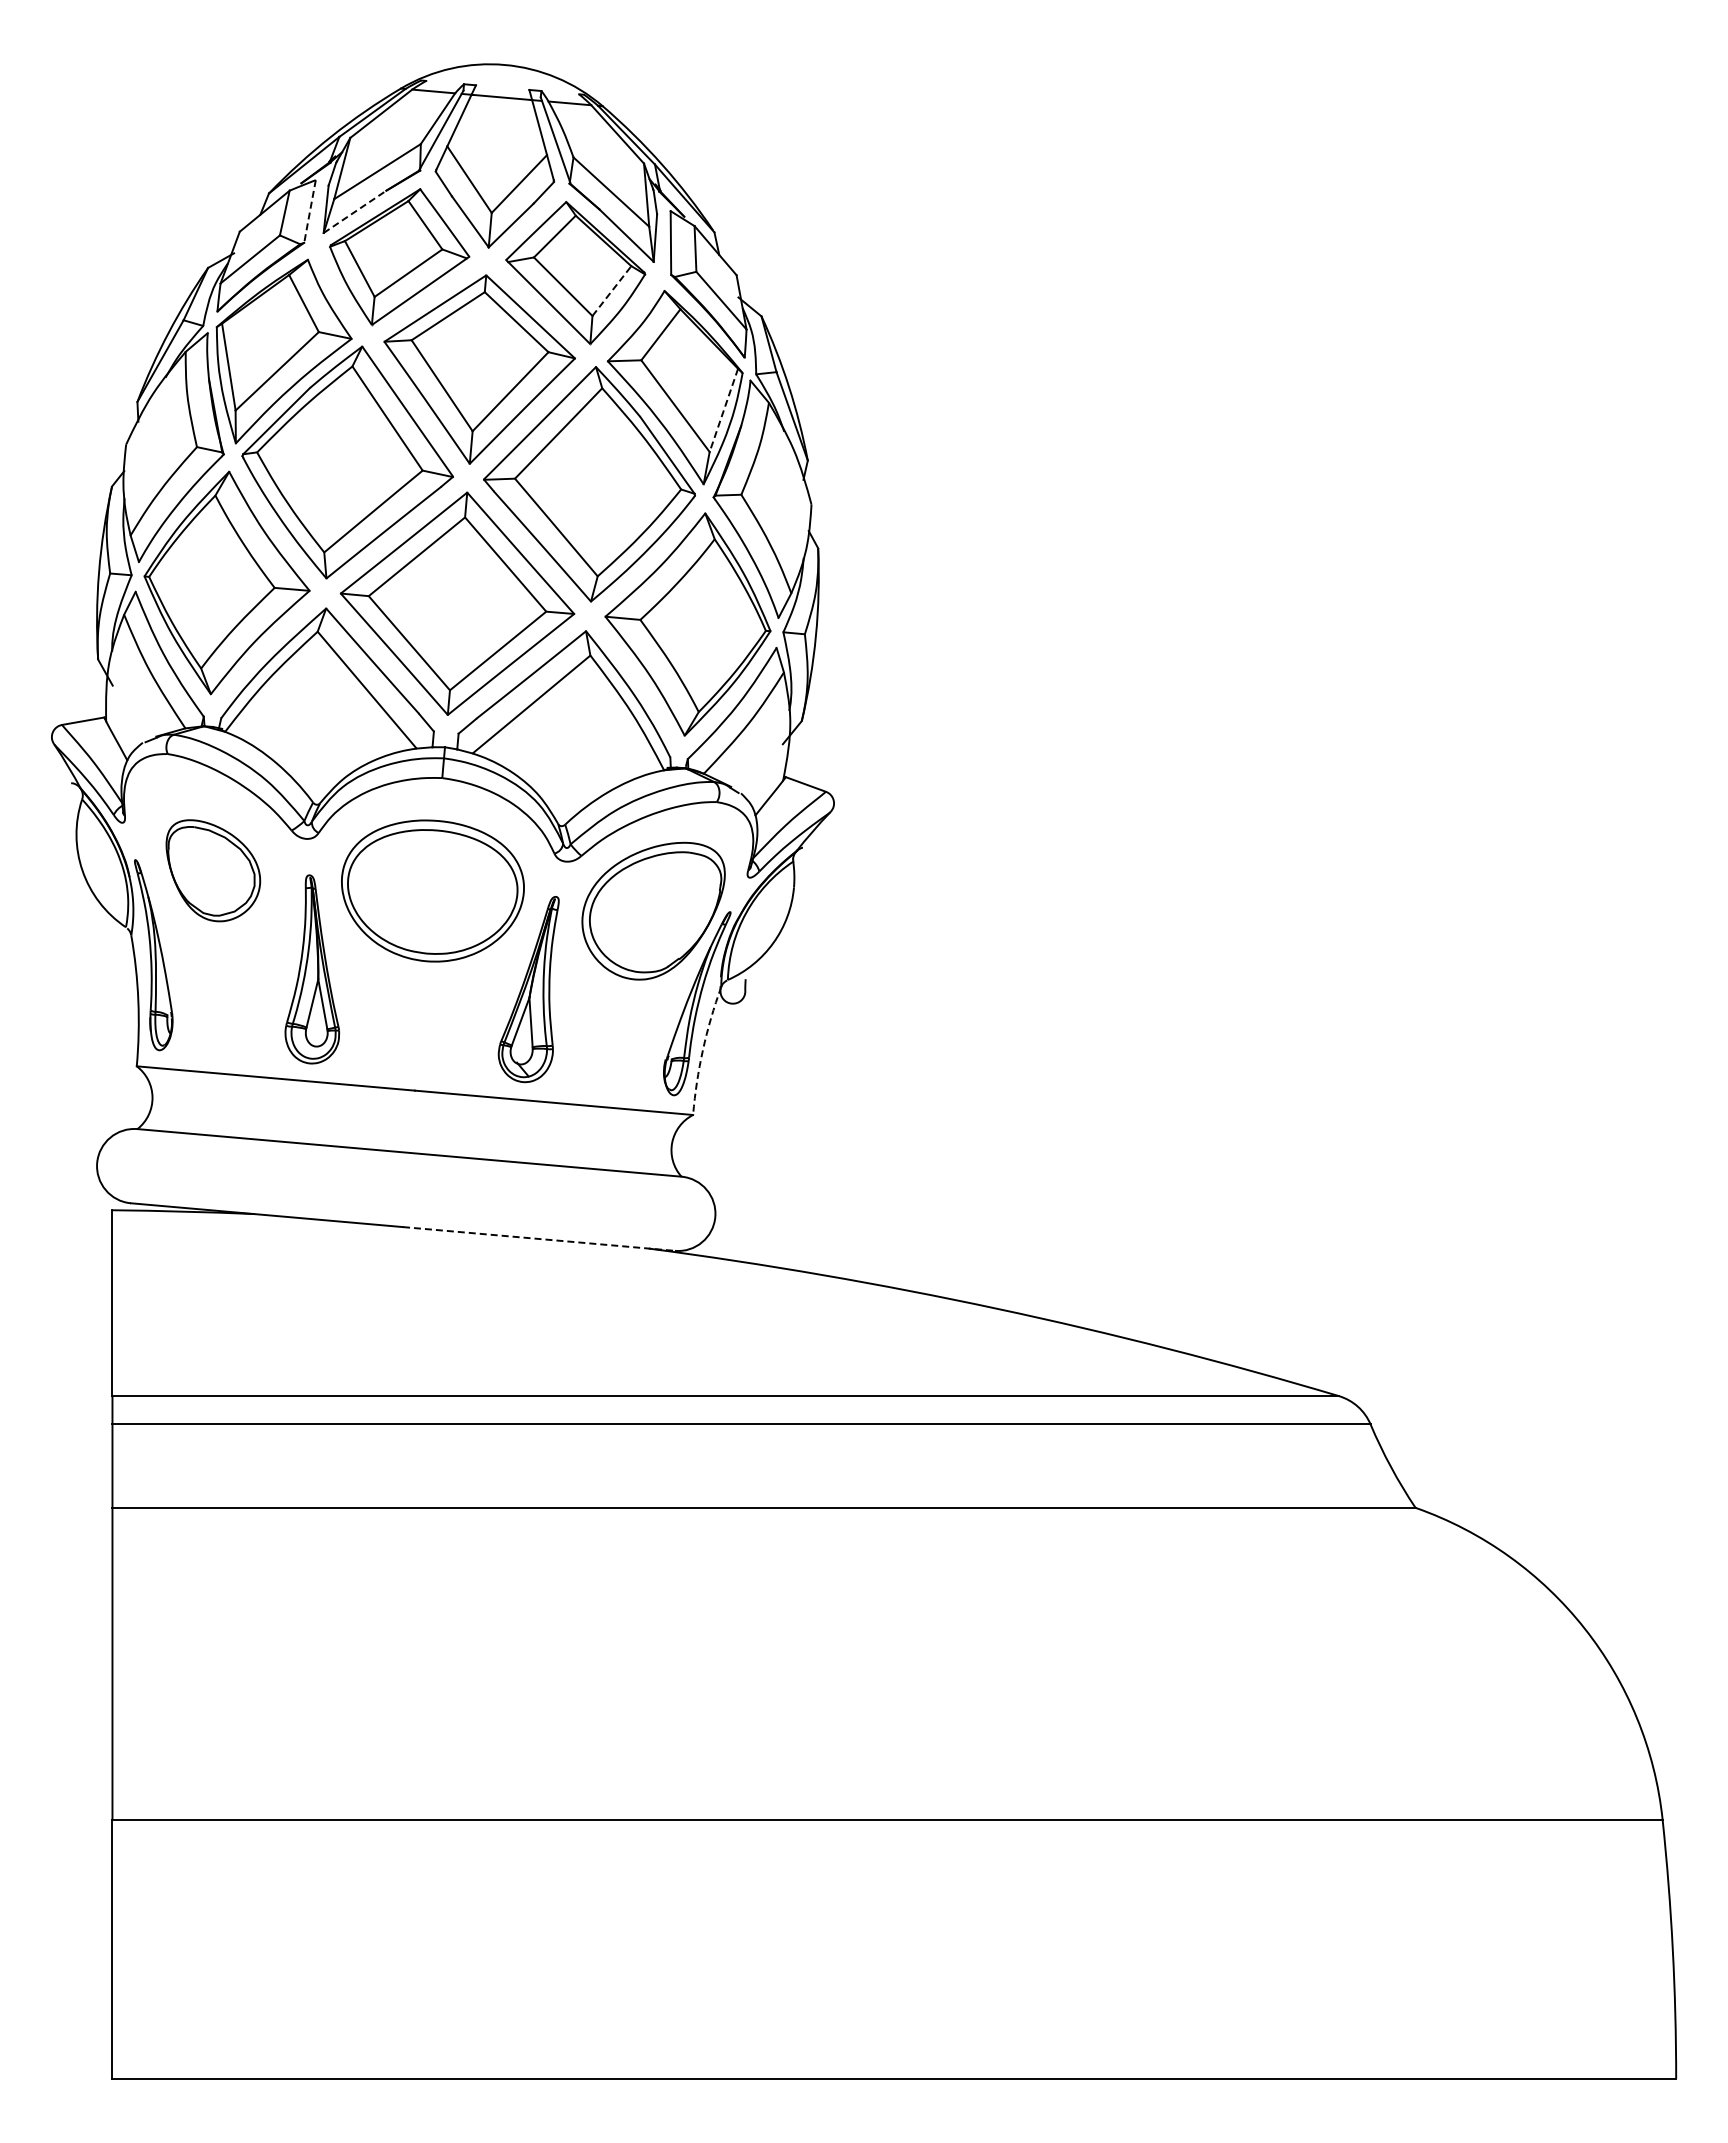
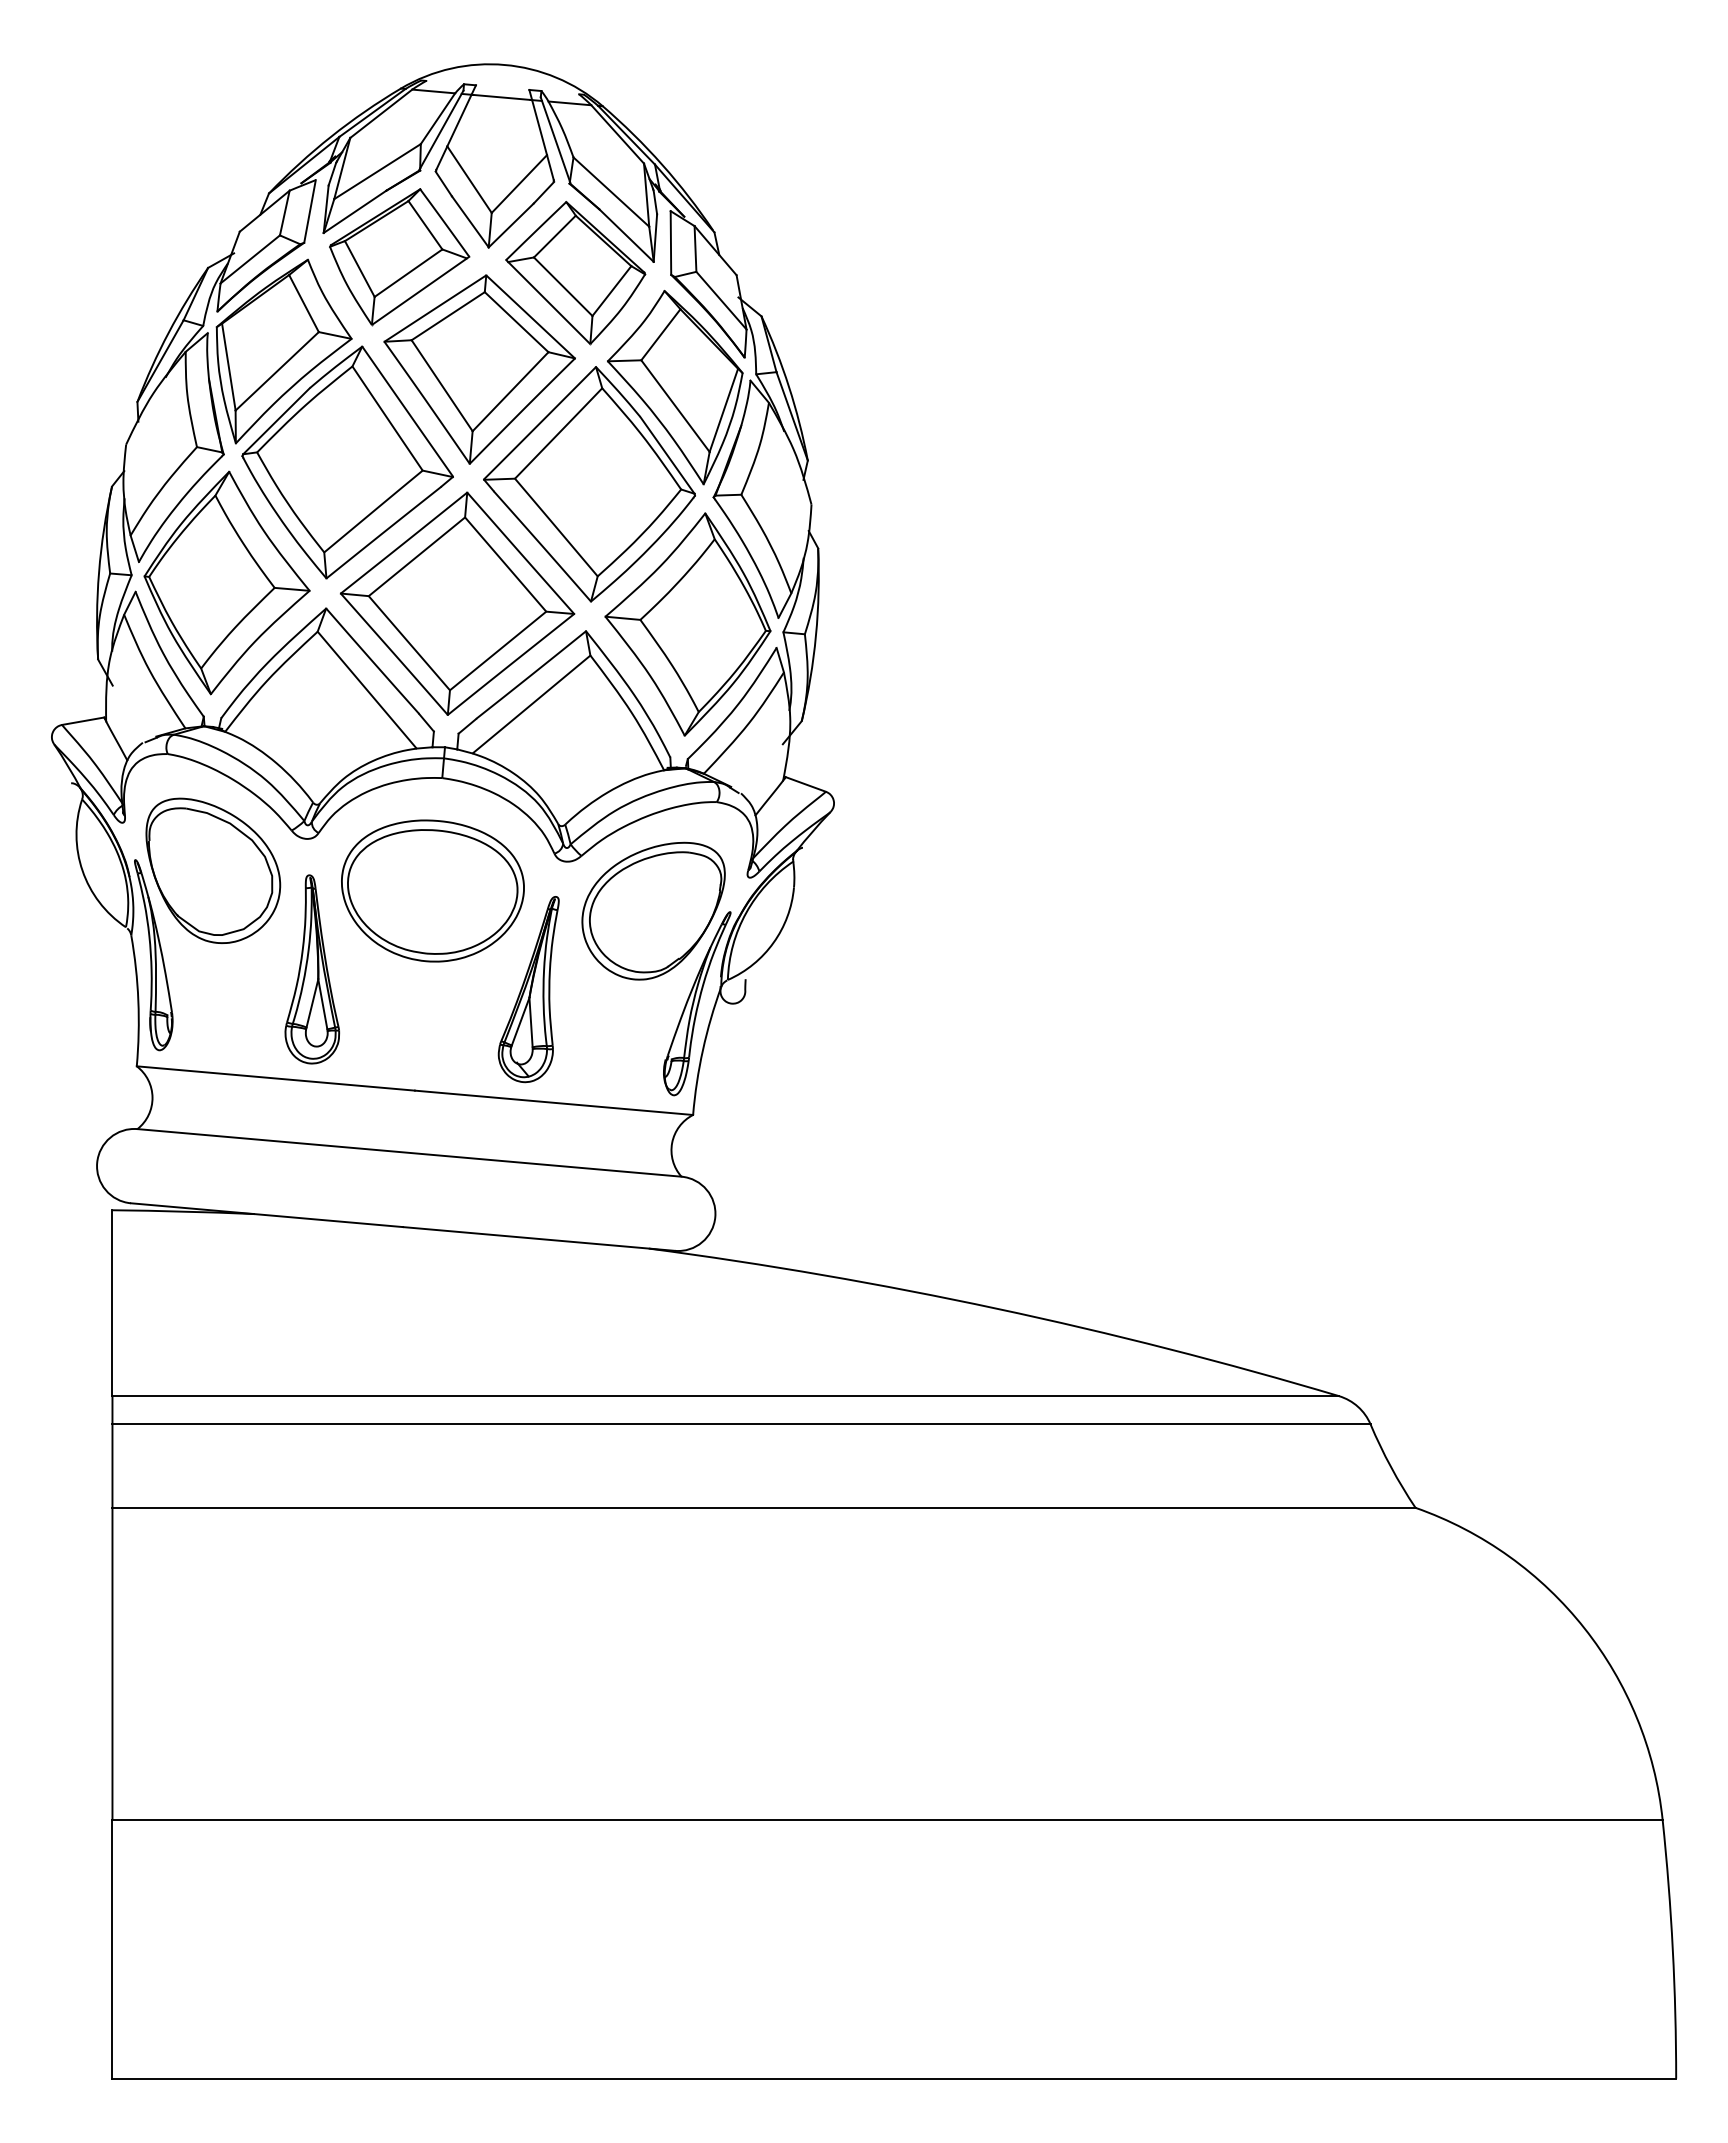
line: dashed -> solid (310, 211)
line: dashed -> solid (355, 211)
line: dashed -> solid (611, 291)
line: dashed -> solid (723, 410)
part size: 97x104 px -> 137x147 px (213, 870)
arc: dashed -> solid (702, 1050)
line: dashed -> solid (539, 1238)
